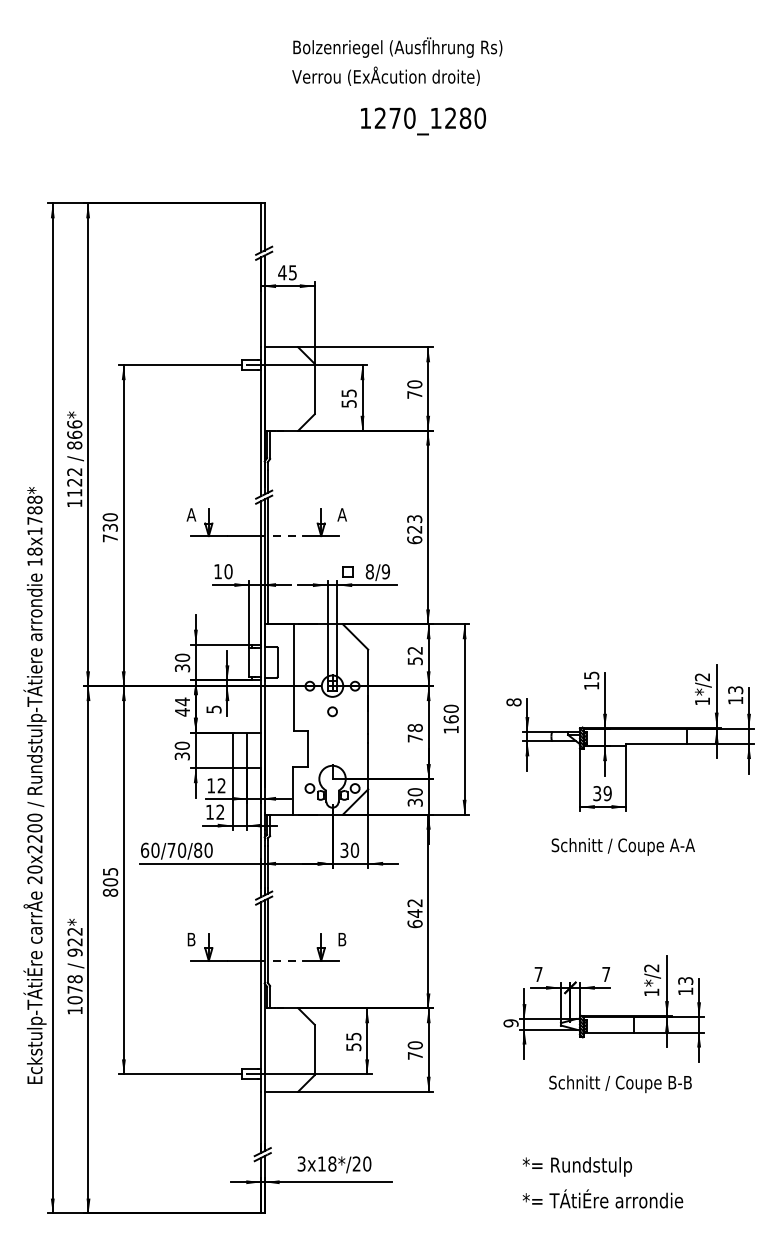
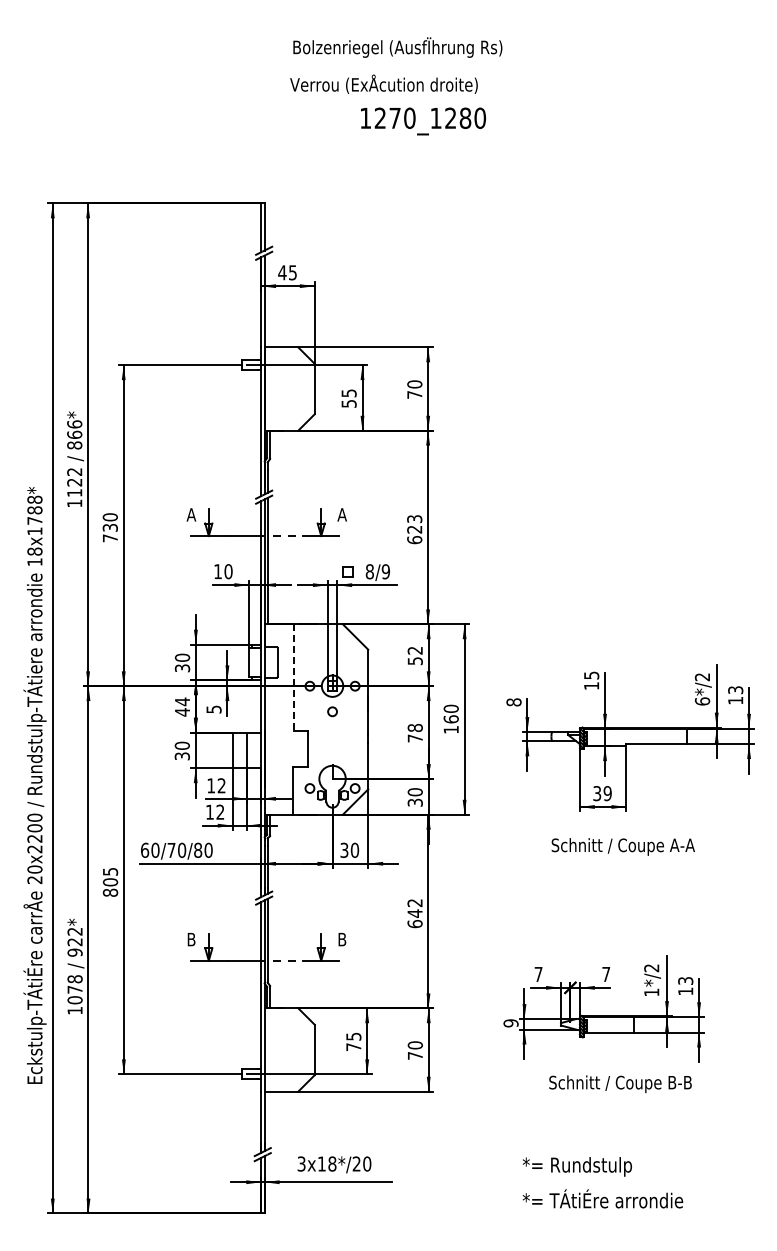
text position: (385, 75) -> (383, 83) (383, 83)
line: solid -> dashed (294, 677)
text: 1*/2 -> 6*/2 (702, 701)
text: 55 -> 75 (353, 1047)
